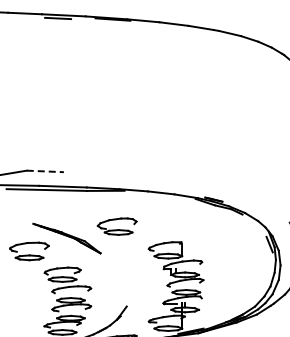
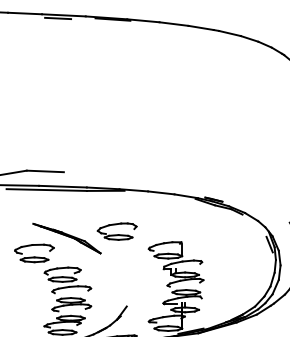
line: dashed -> solid (45, 171)
part position: (116, 226) -> (116, 231) (116, 231)
part position: (29, 251) -> (34, 253) (34, 253)
